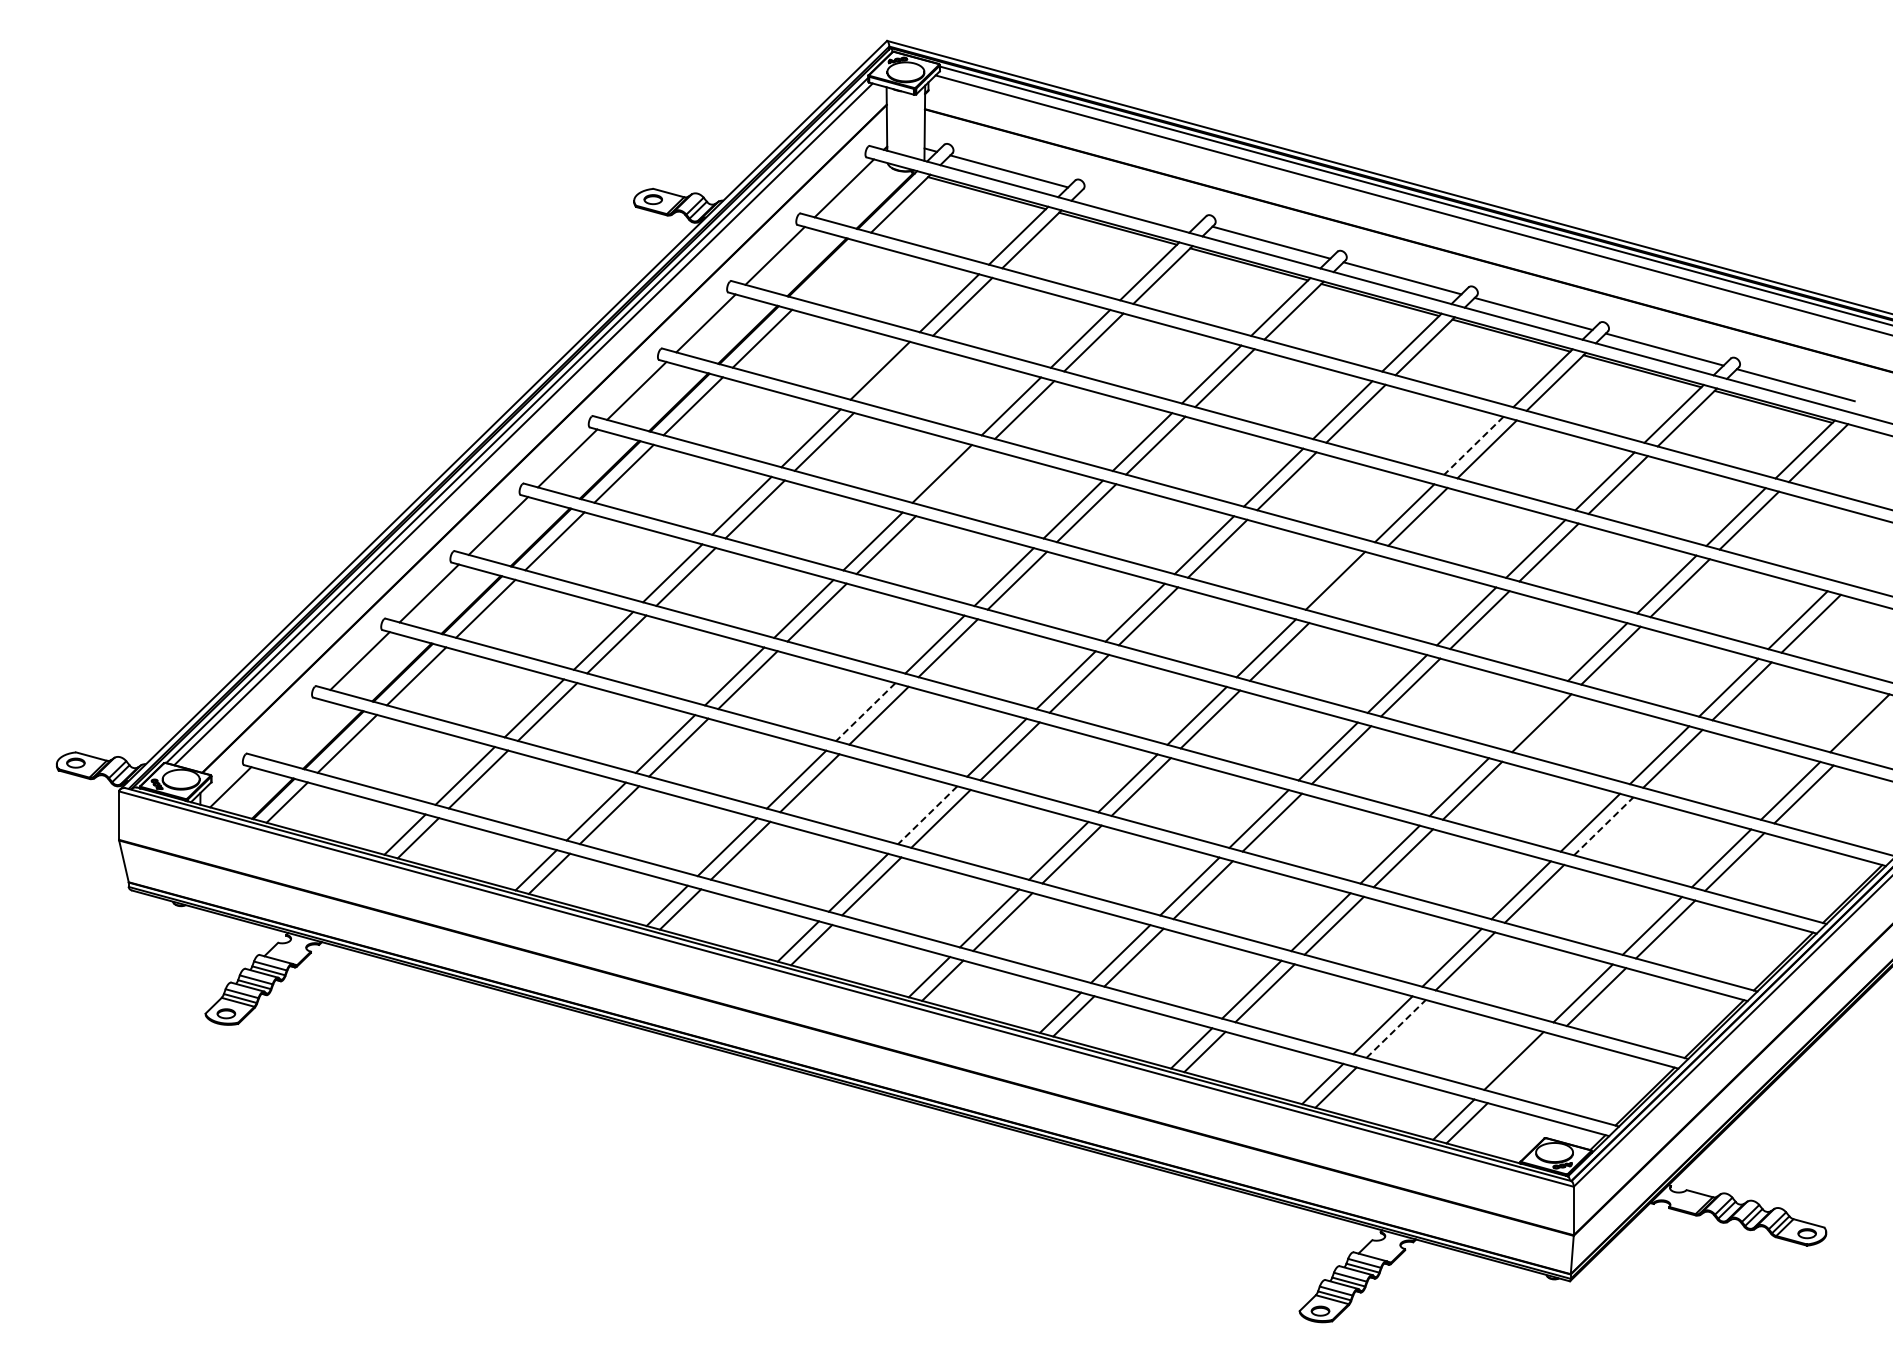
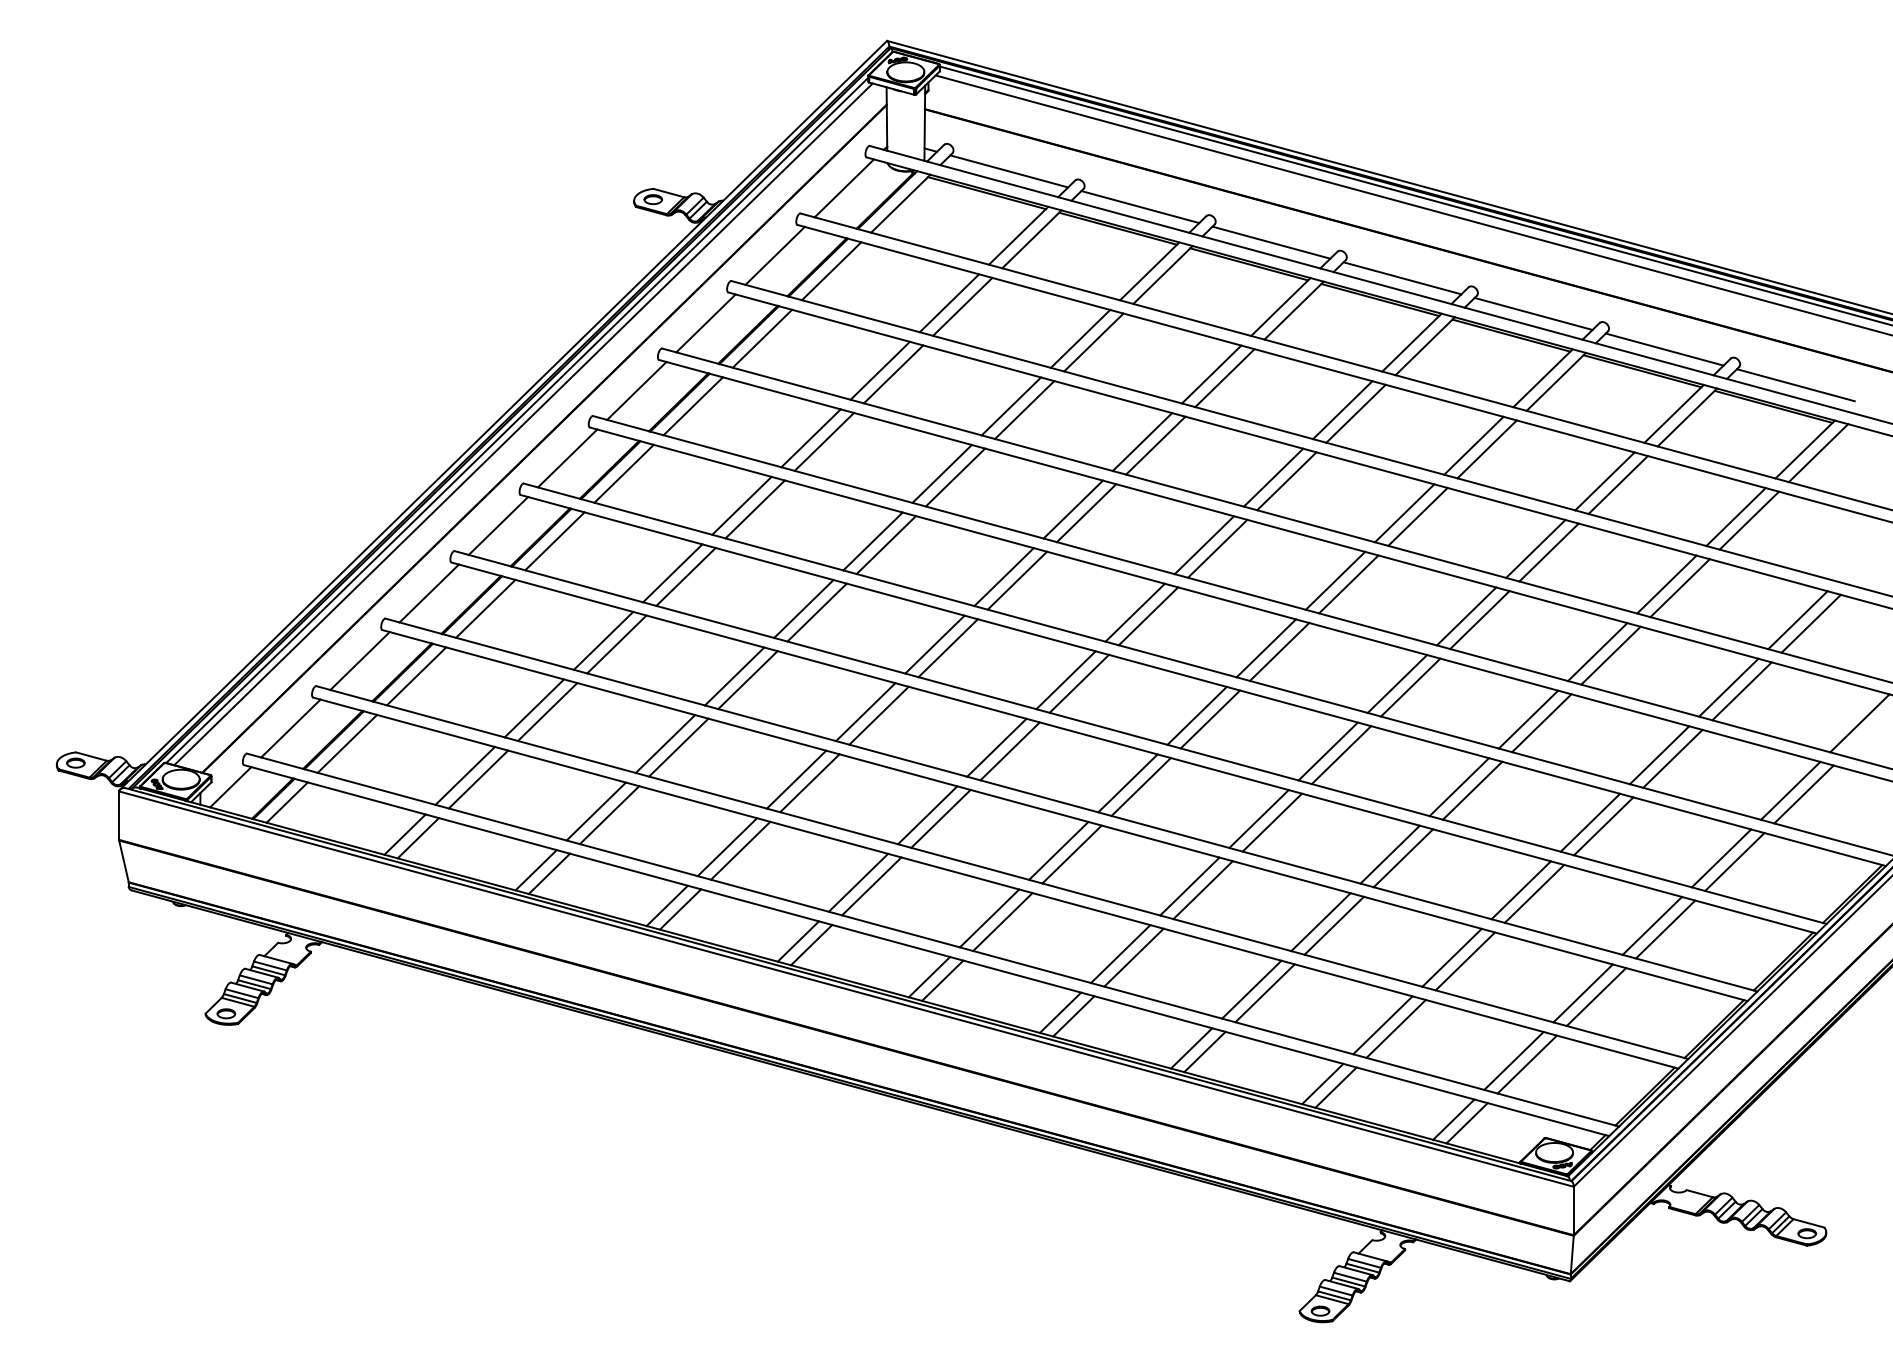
line: none -> present (1140, 207)
line: none -> present (831, 271)
line: none -> present (893, 374)
line: dashed -> solid (1473, 446)
line: none -> present (955, 477)
line: none -> present (1348, 584)
line: dashed -> solid (865, 712)
line: none -> present (1528, 719)
line: none -> present (290, 728)
line: dashed -> solid (927, 815)
line: dashed -> solid (1604, 826)
line: dashed -> solid (1396, 1028)
line: none -> present (1526, 1064)
